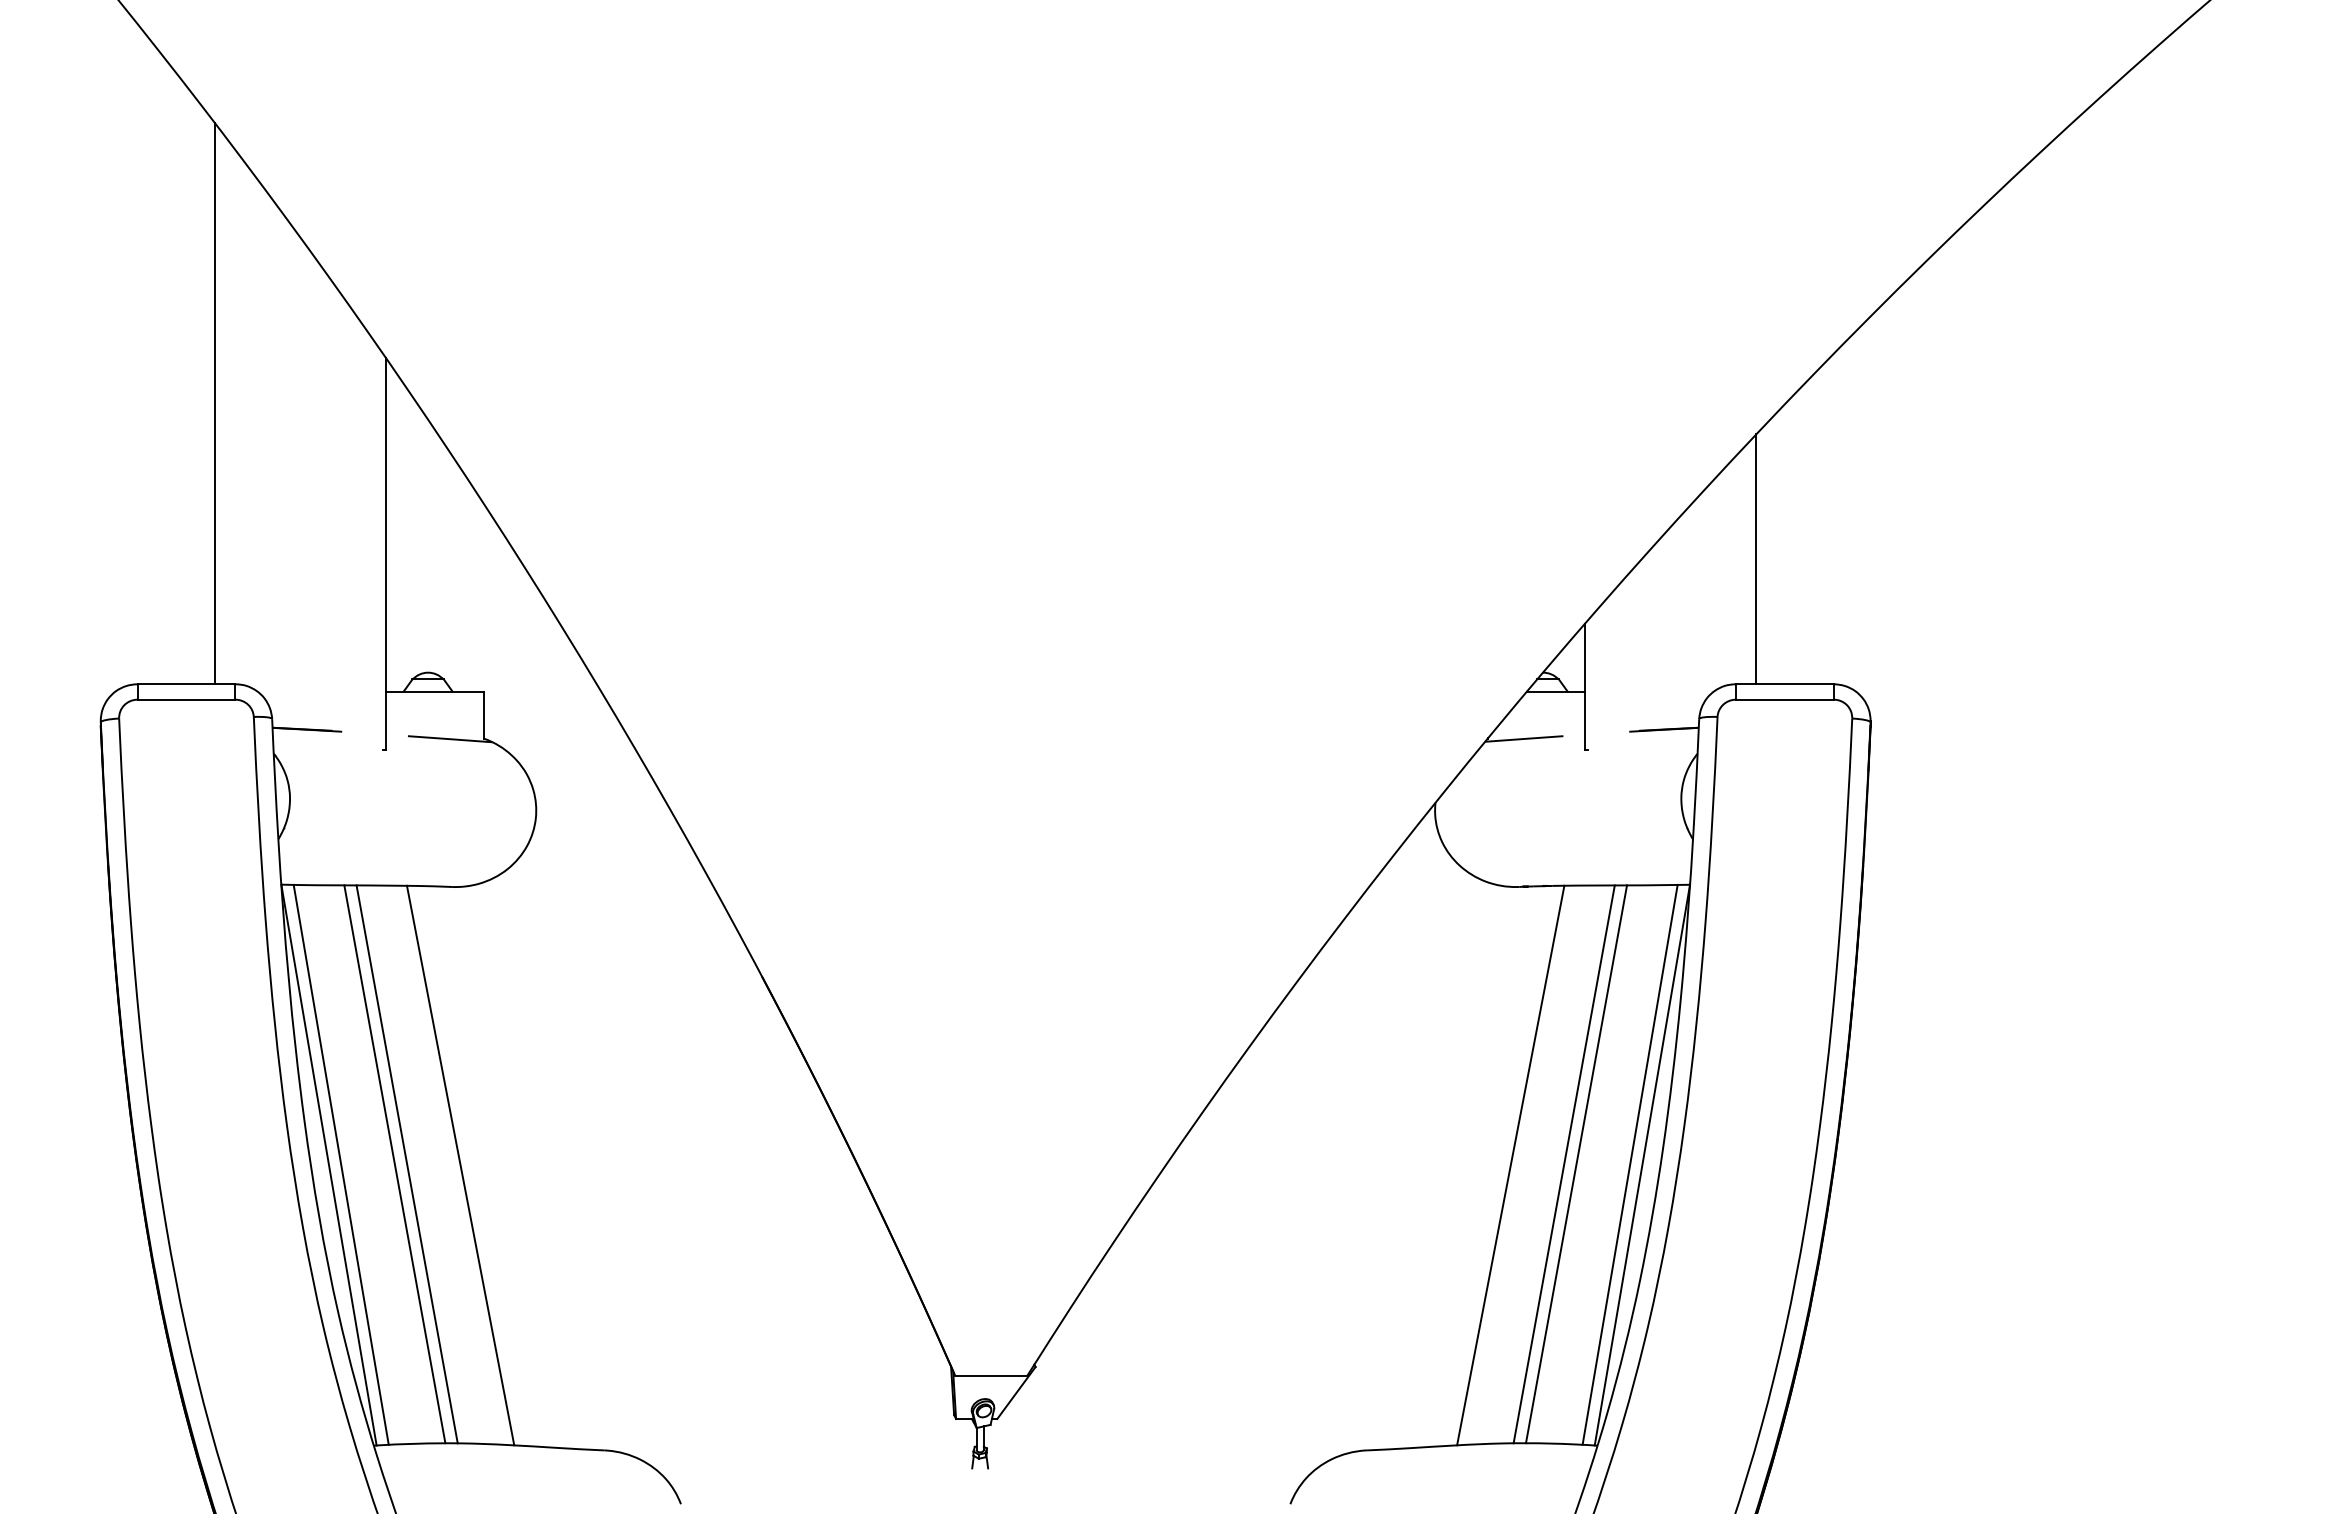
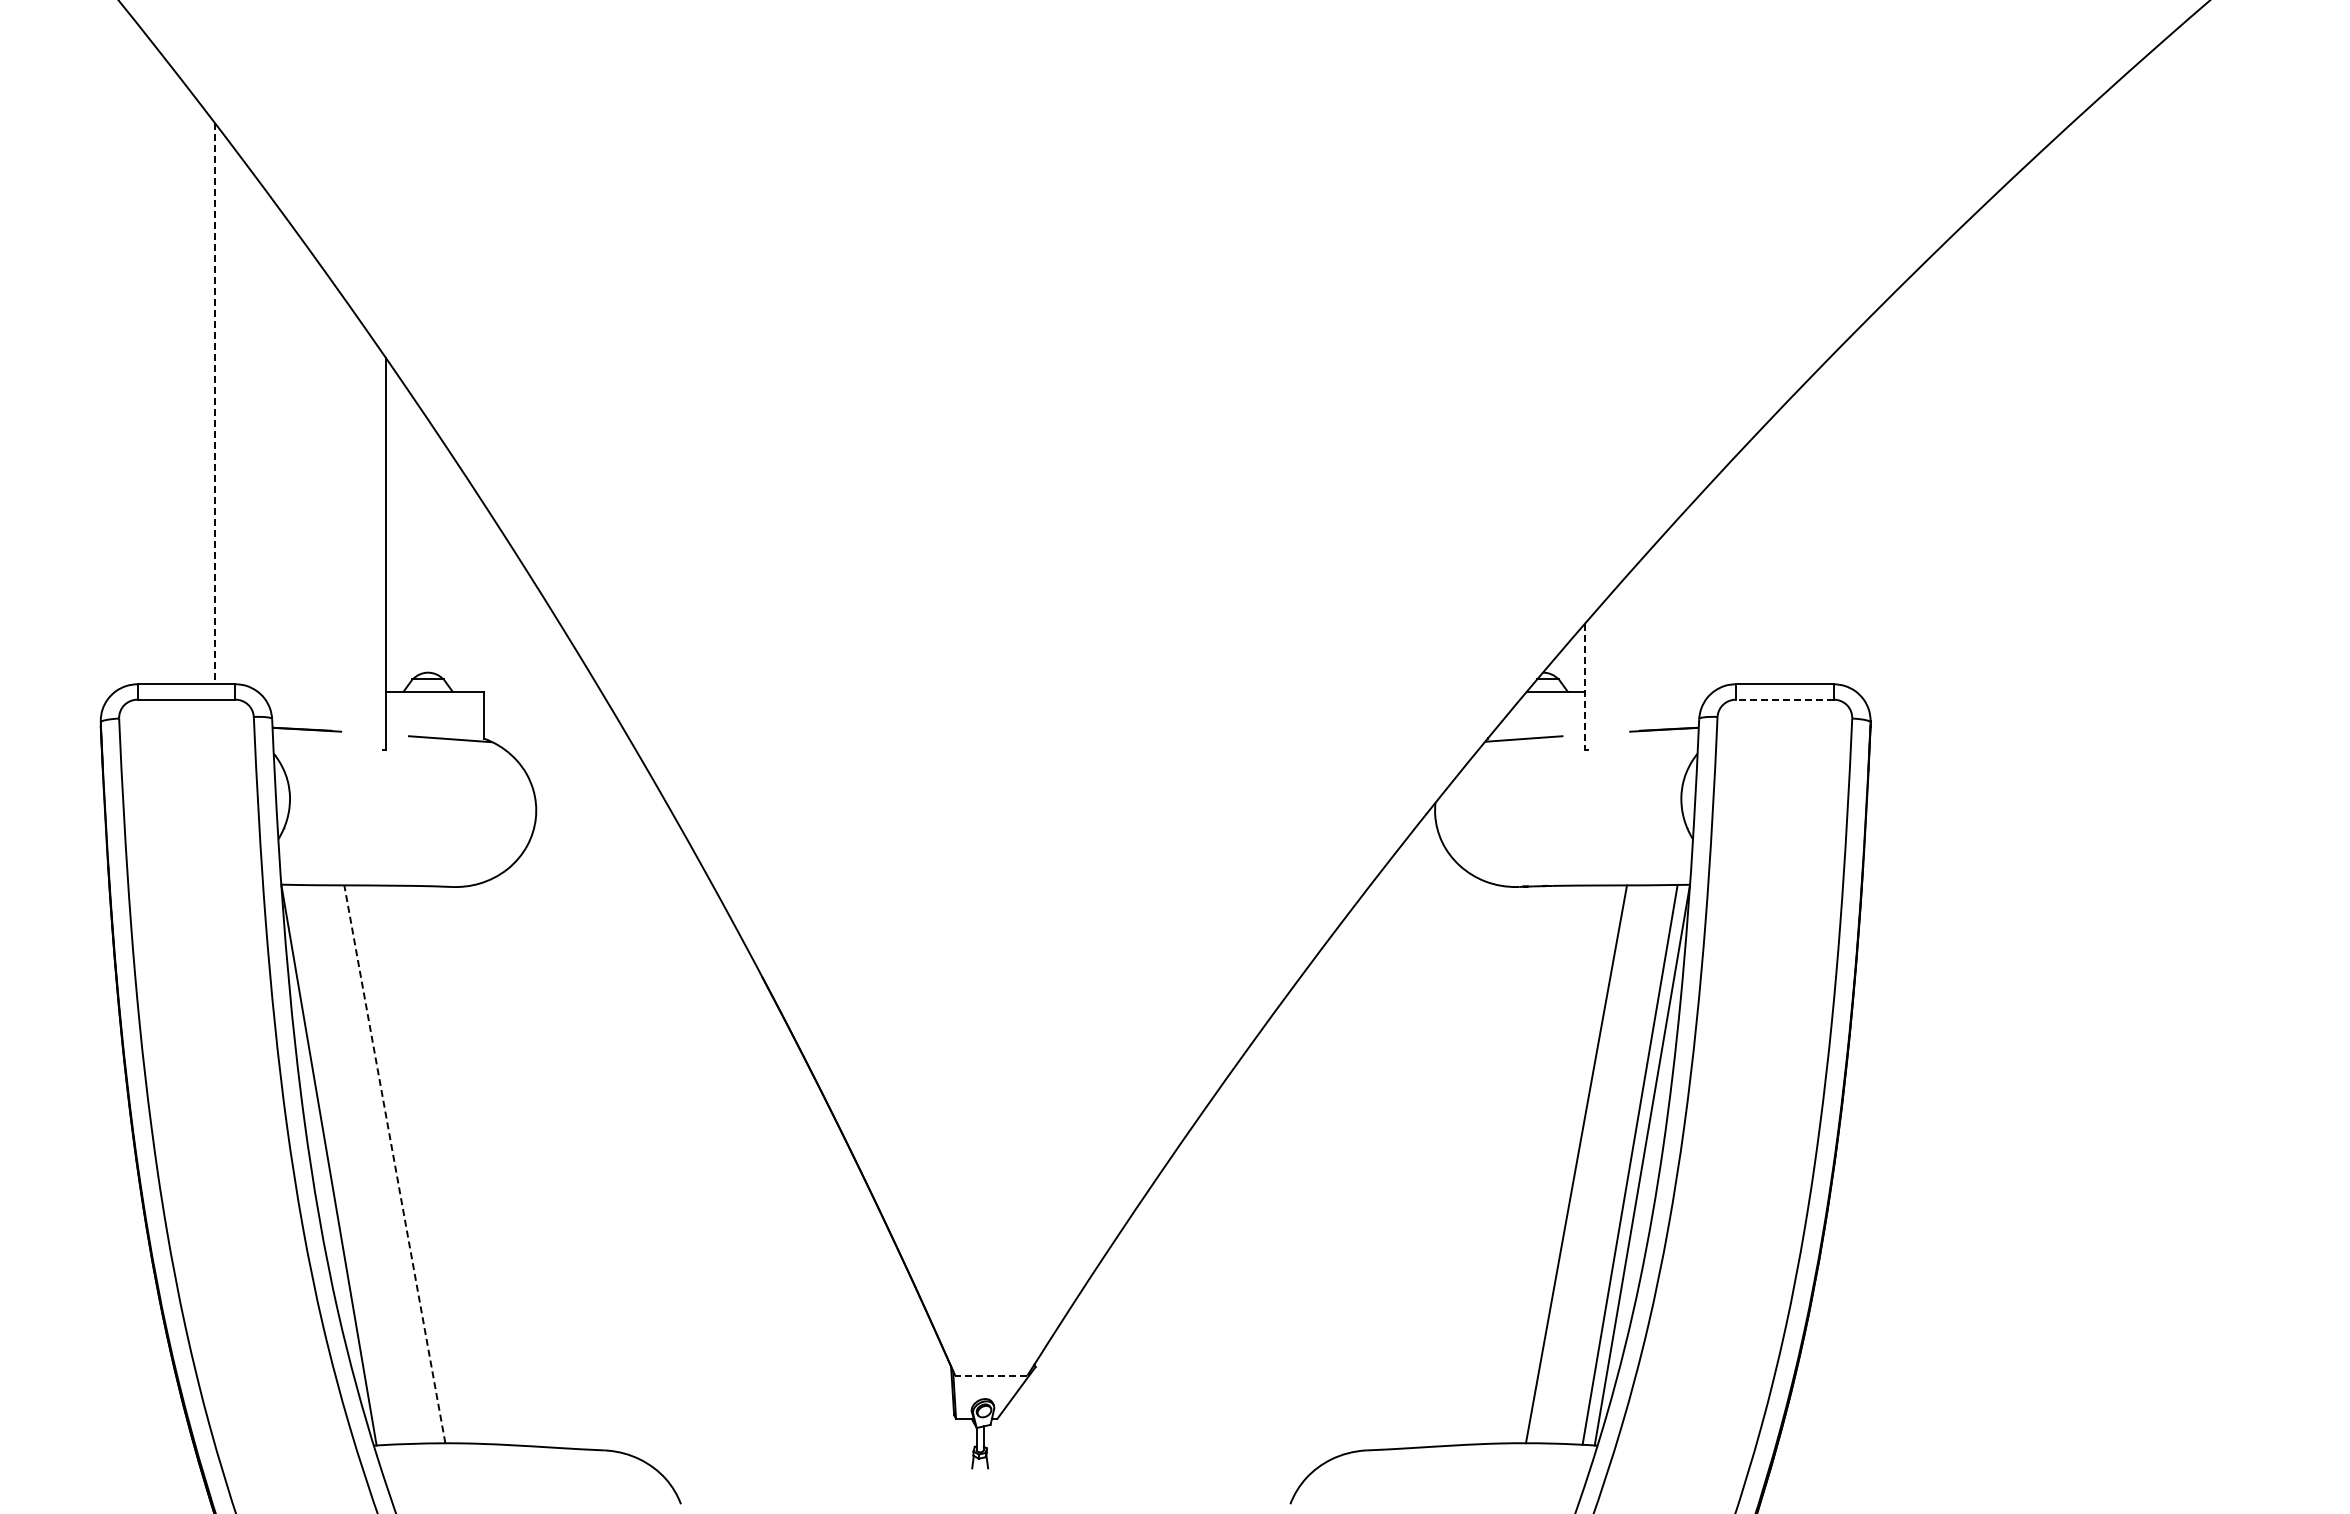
line: solid -> dashed (215, 403)
line: present -> none (1756, 559)
line: solid -> dashed (1585, 687)
line: solid -> dashed (1784, 699)
line: solid -> dashed (394, 1163)
line: present -> none (340, 1164)
line: present -> none (406, 1164)
line: present -> none (1563, 1164)
line: present -> none (460, 1165)
line: present -> none (1510, 1165)
line: solid -> dashed (990, 1375)
